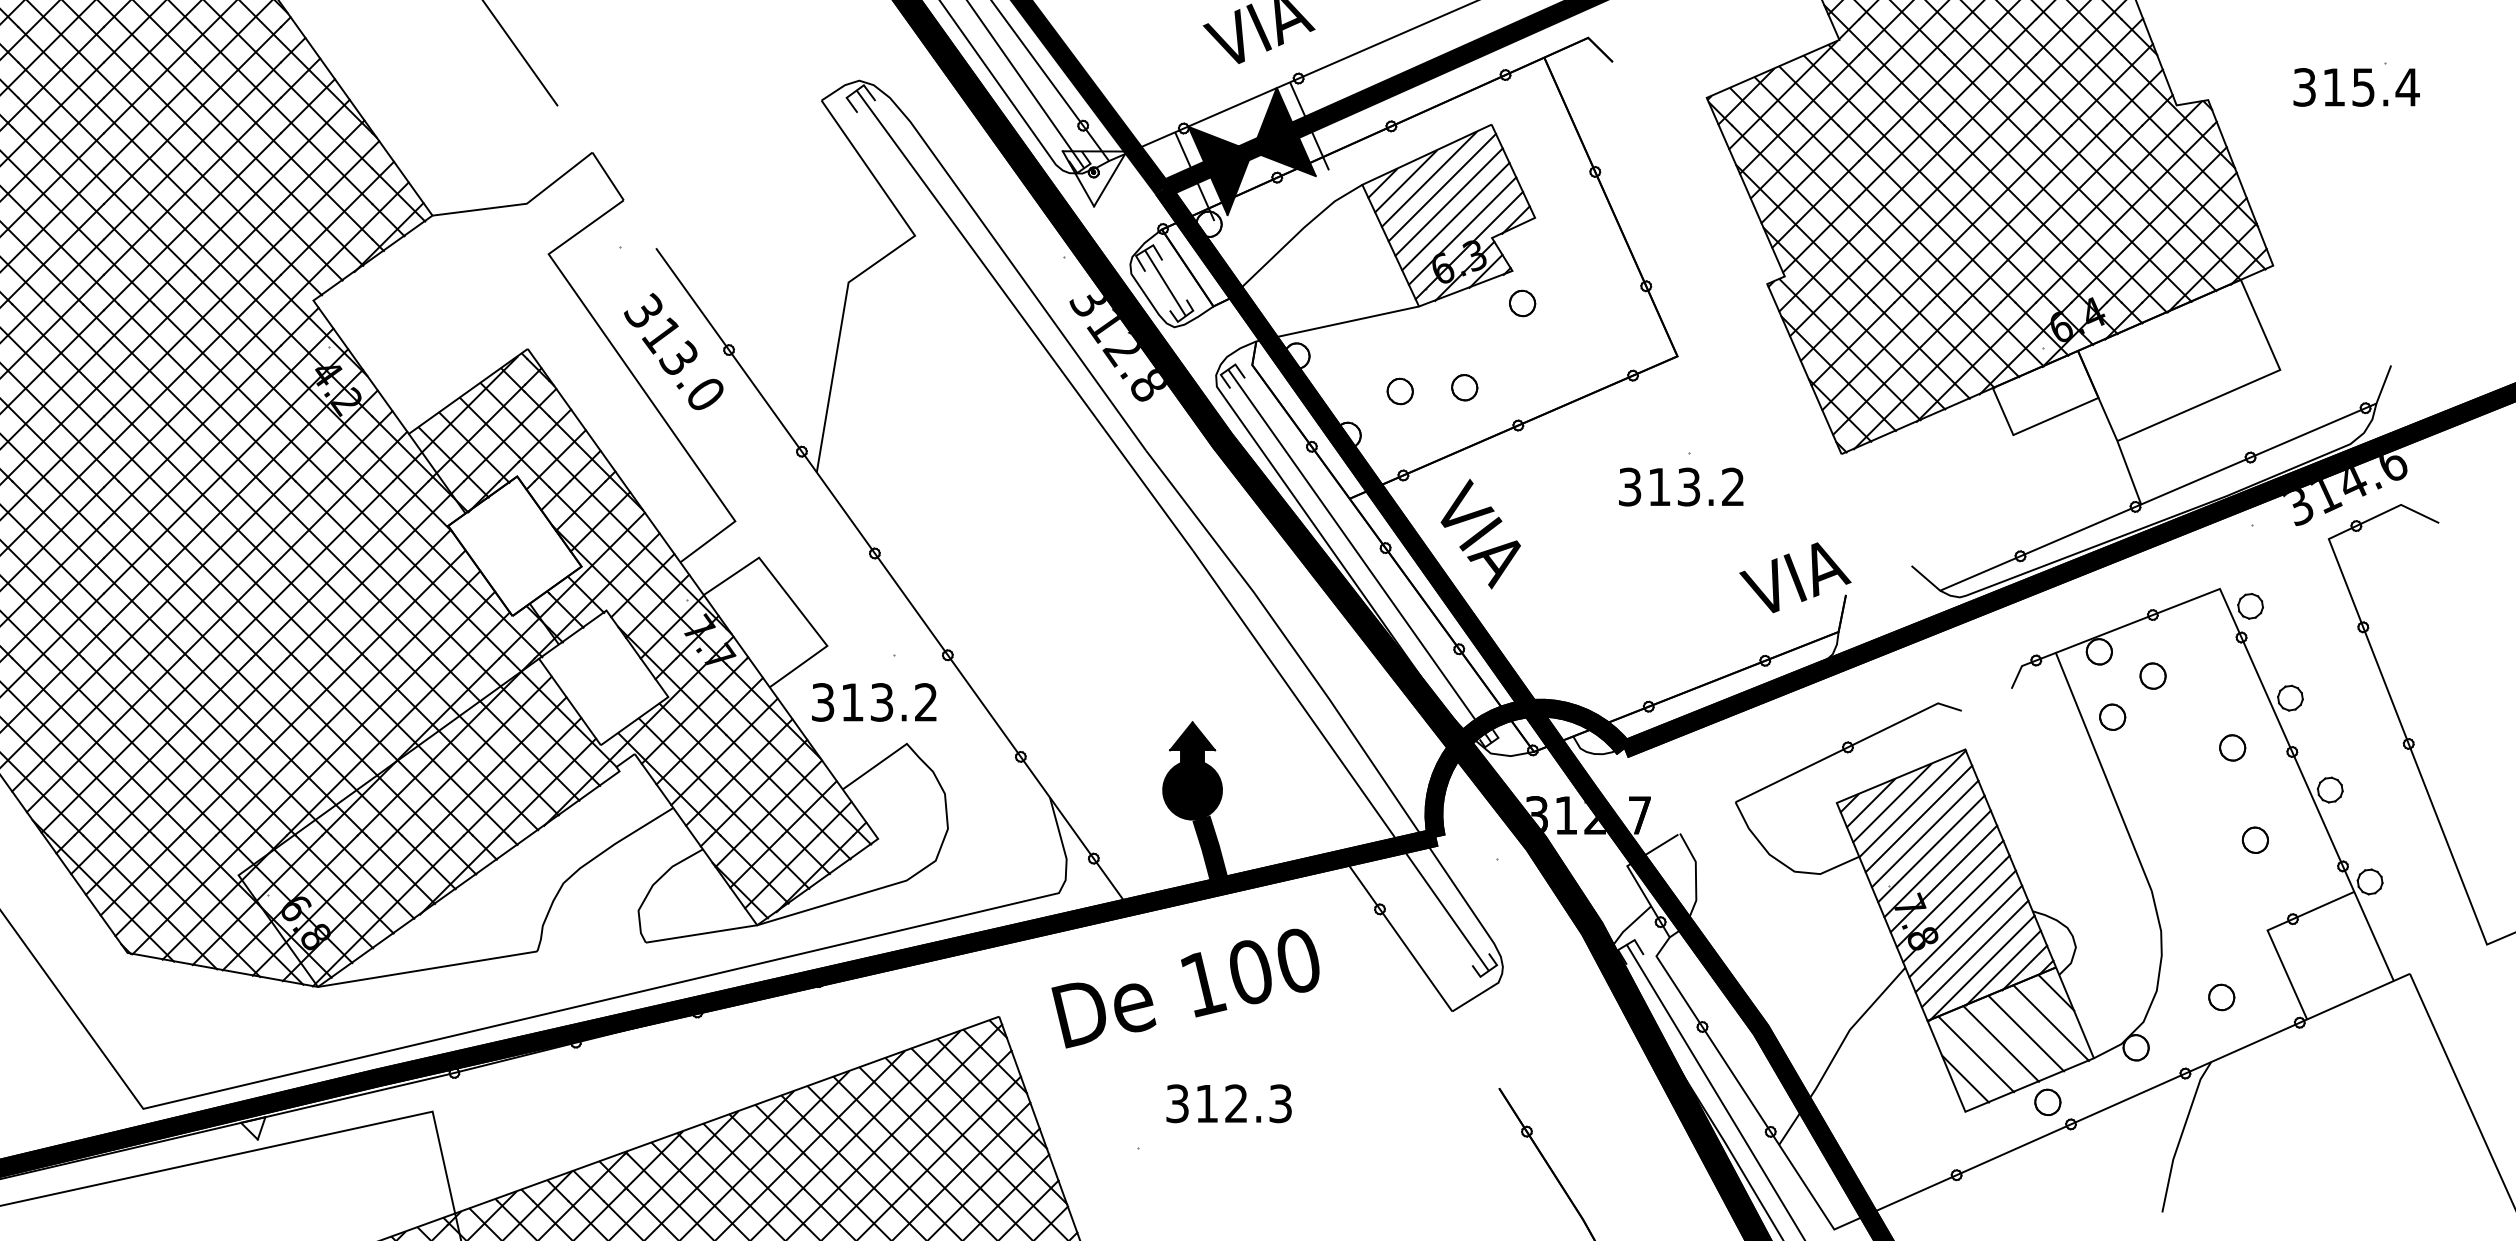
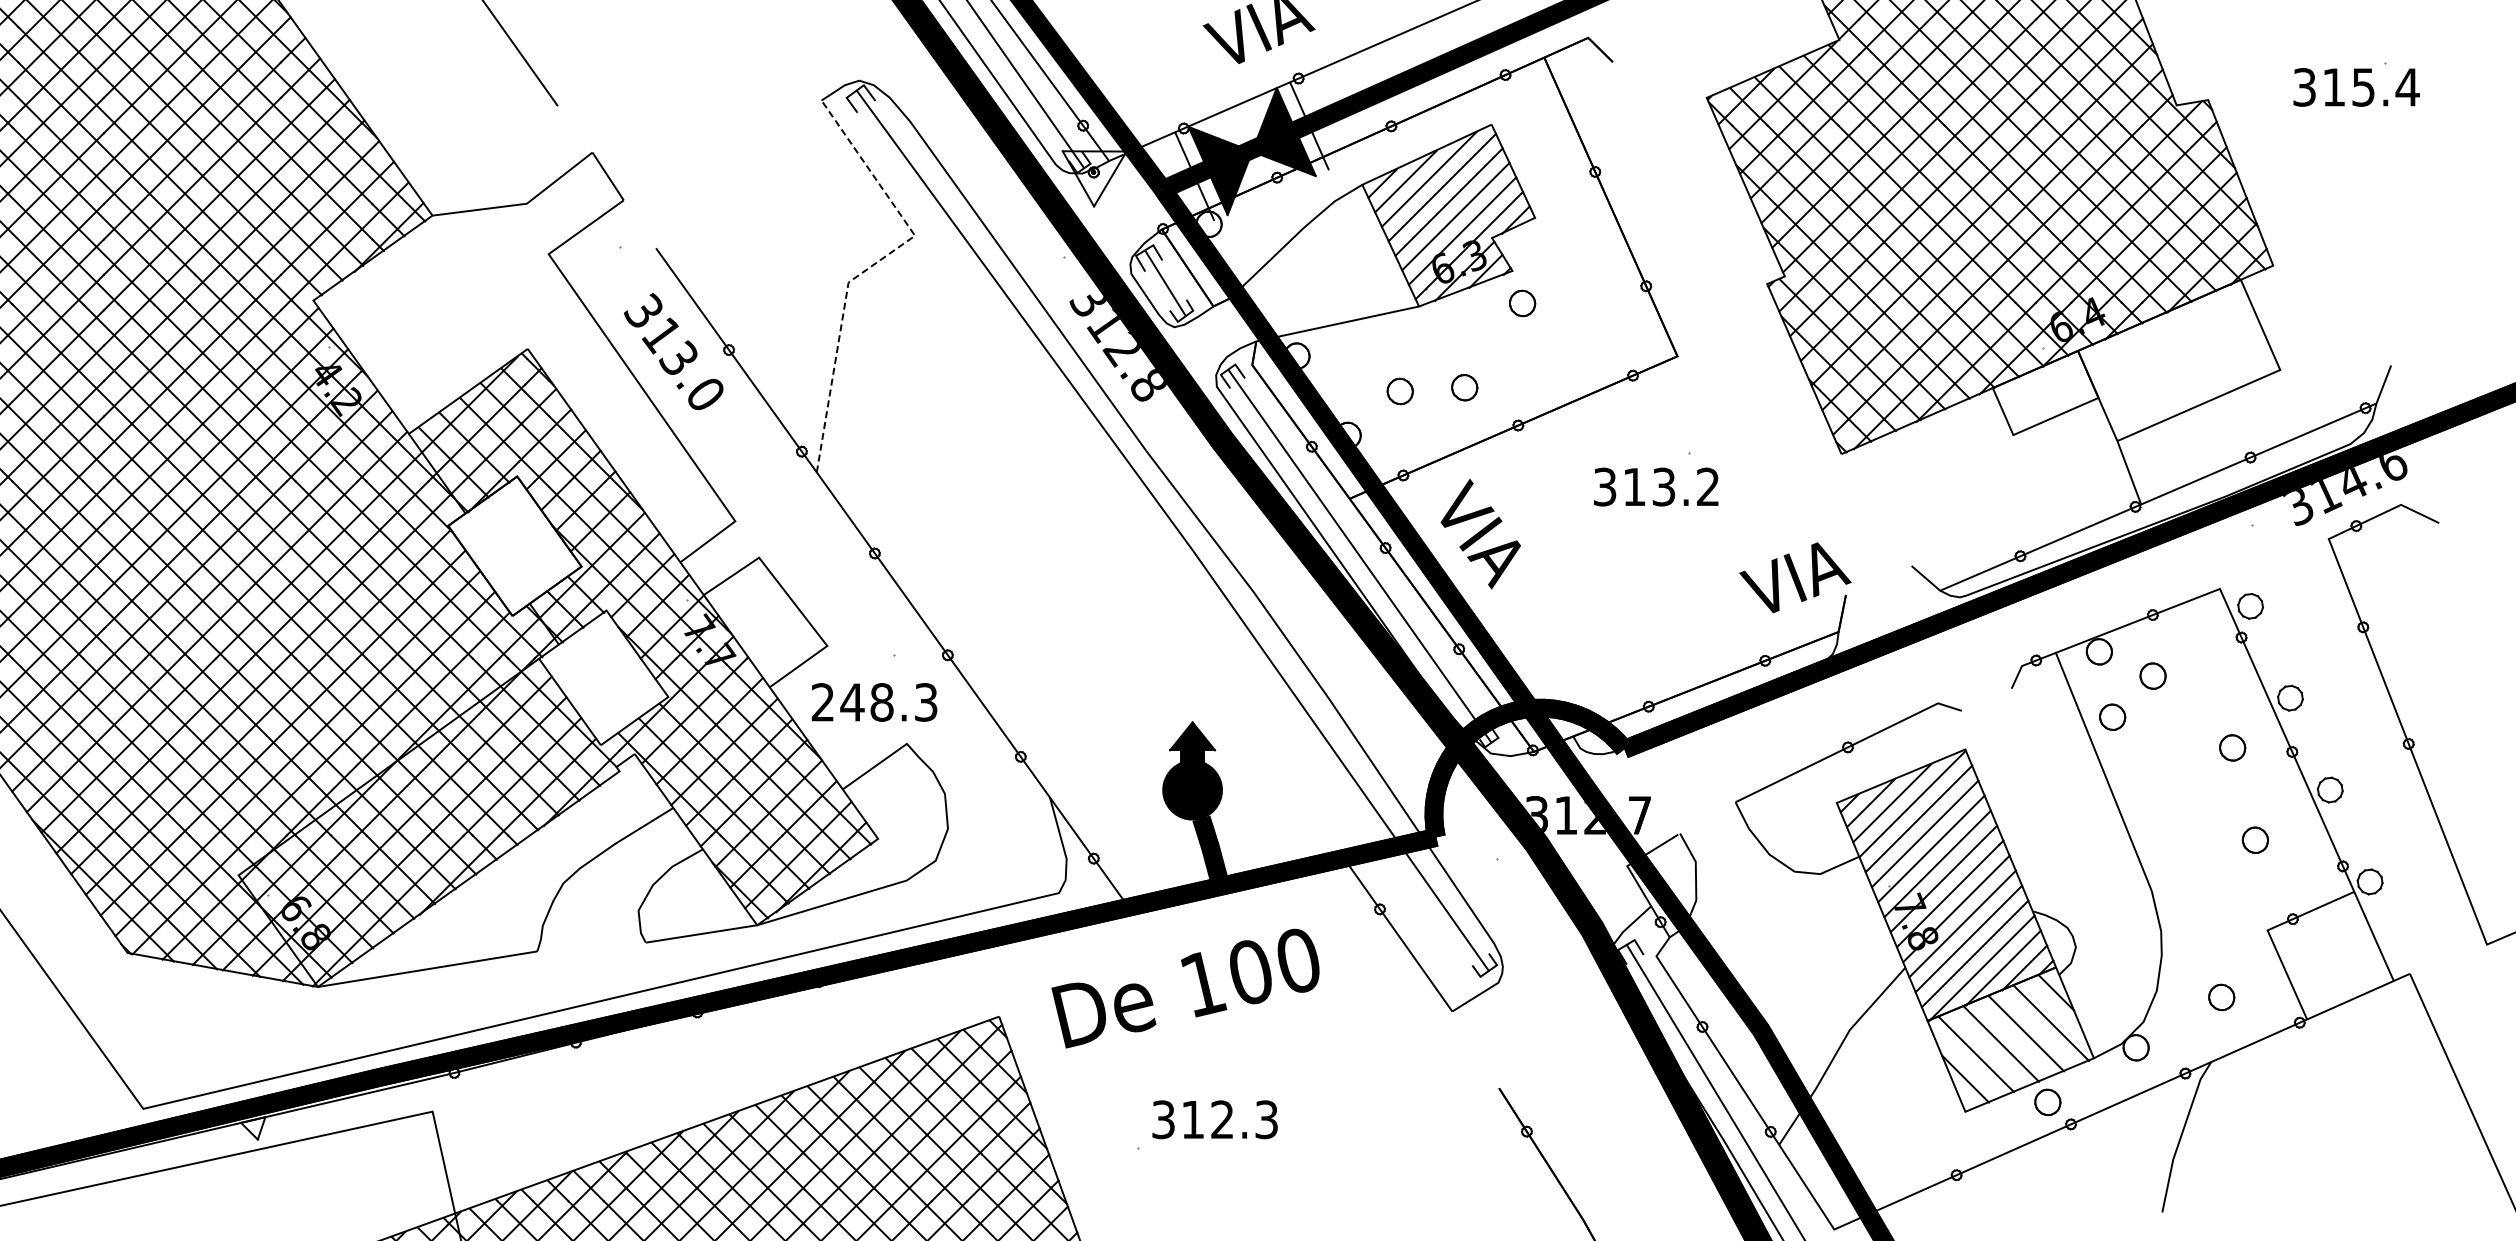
line: solid -> dashed (870, 267)
text position: (1681, 486) -> (1656, 486) (1656, 486)
text: 313.2 -> 248.3 (874, 702)
text position: (1228, 1103) -> (1214, 1119) (1214, 1119)
